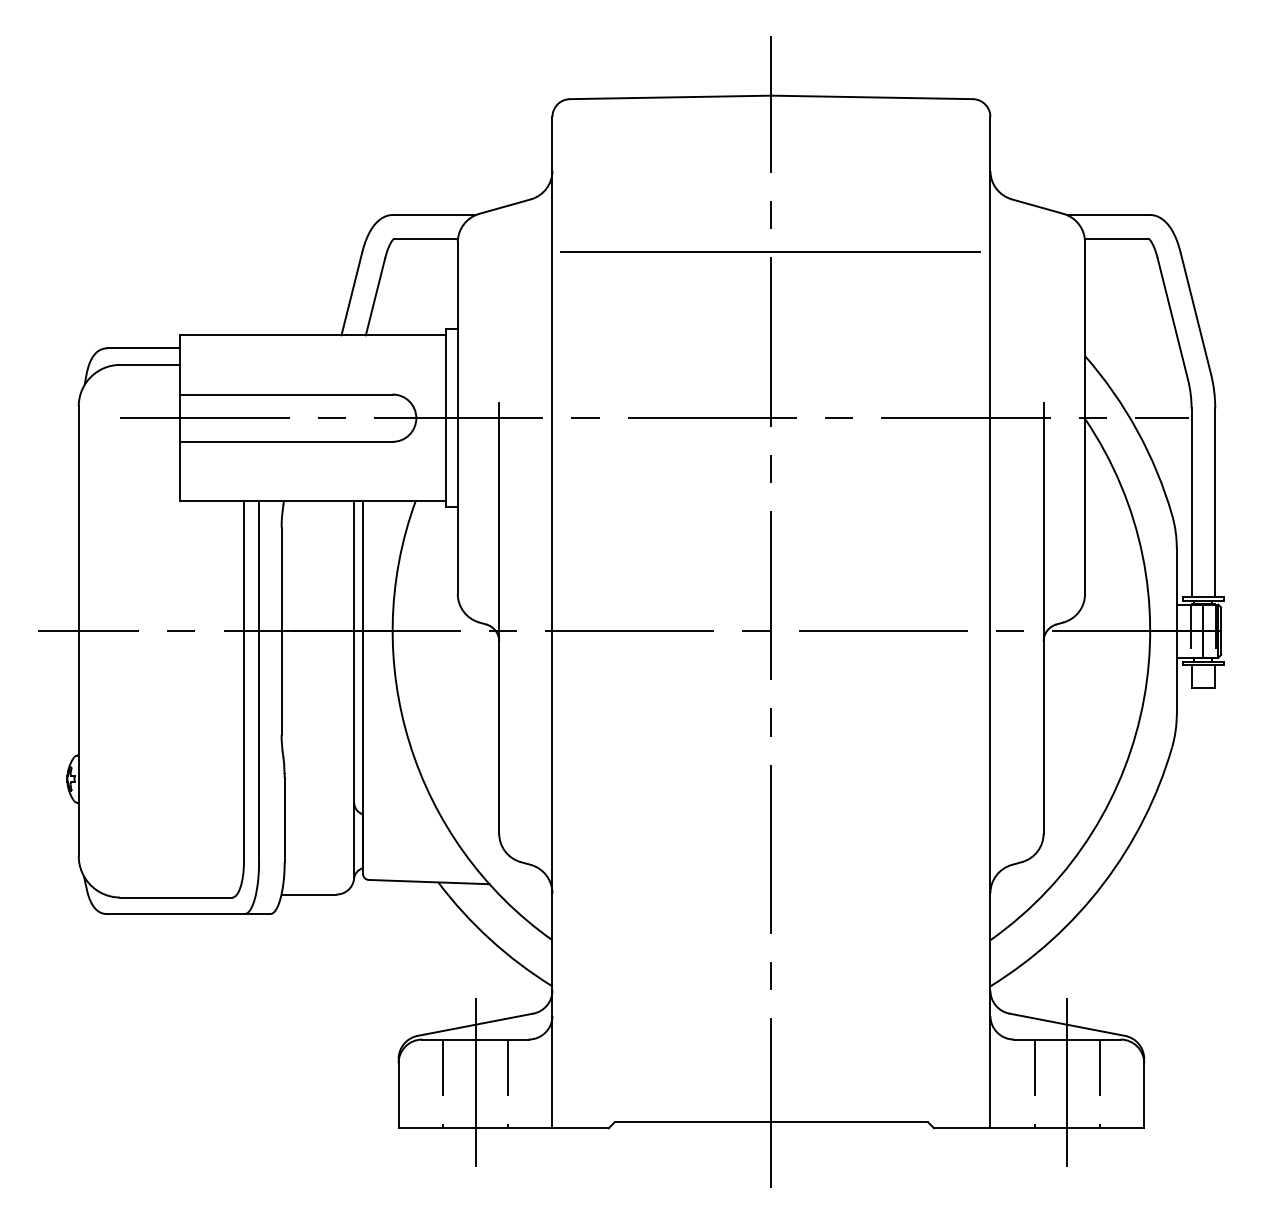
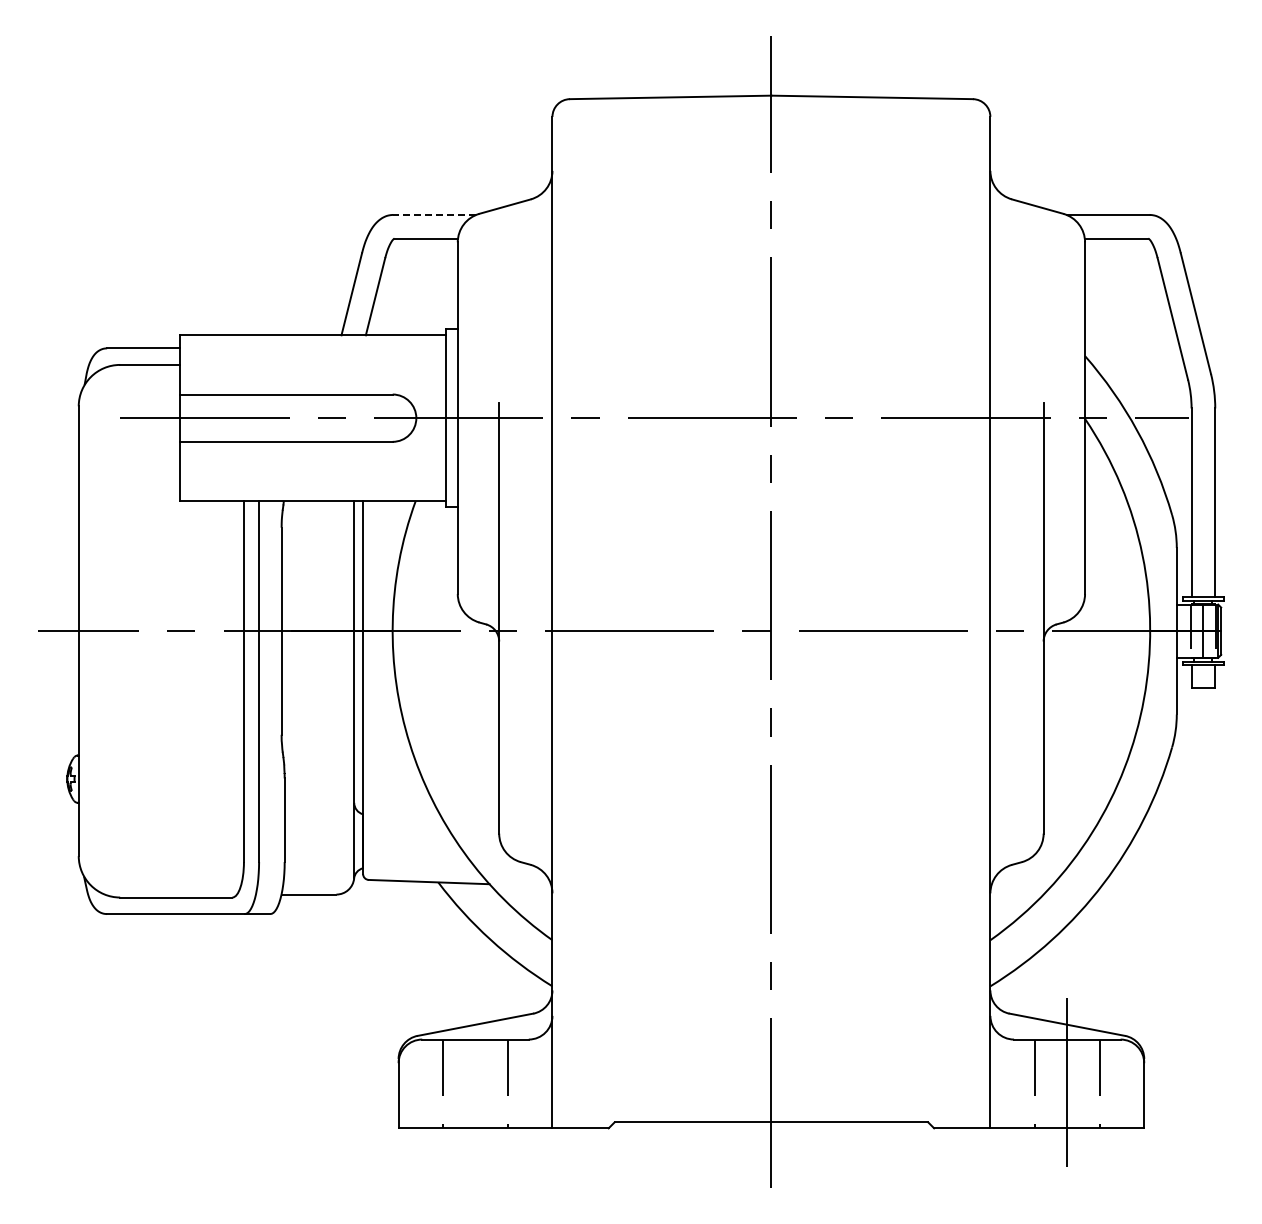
line: solid -> dashed (434, 214)
line: present -> none (770, 252)
line: present -> none (475, 1083)
